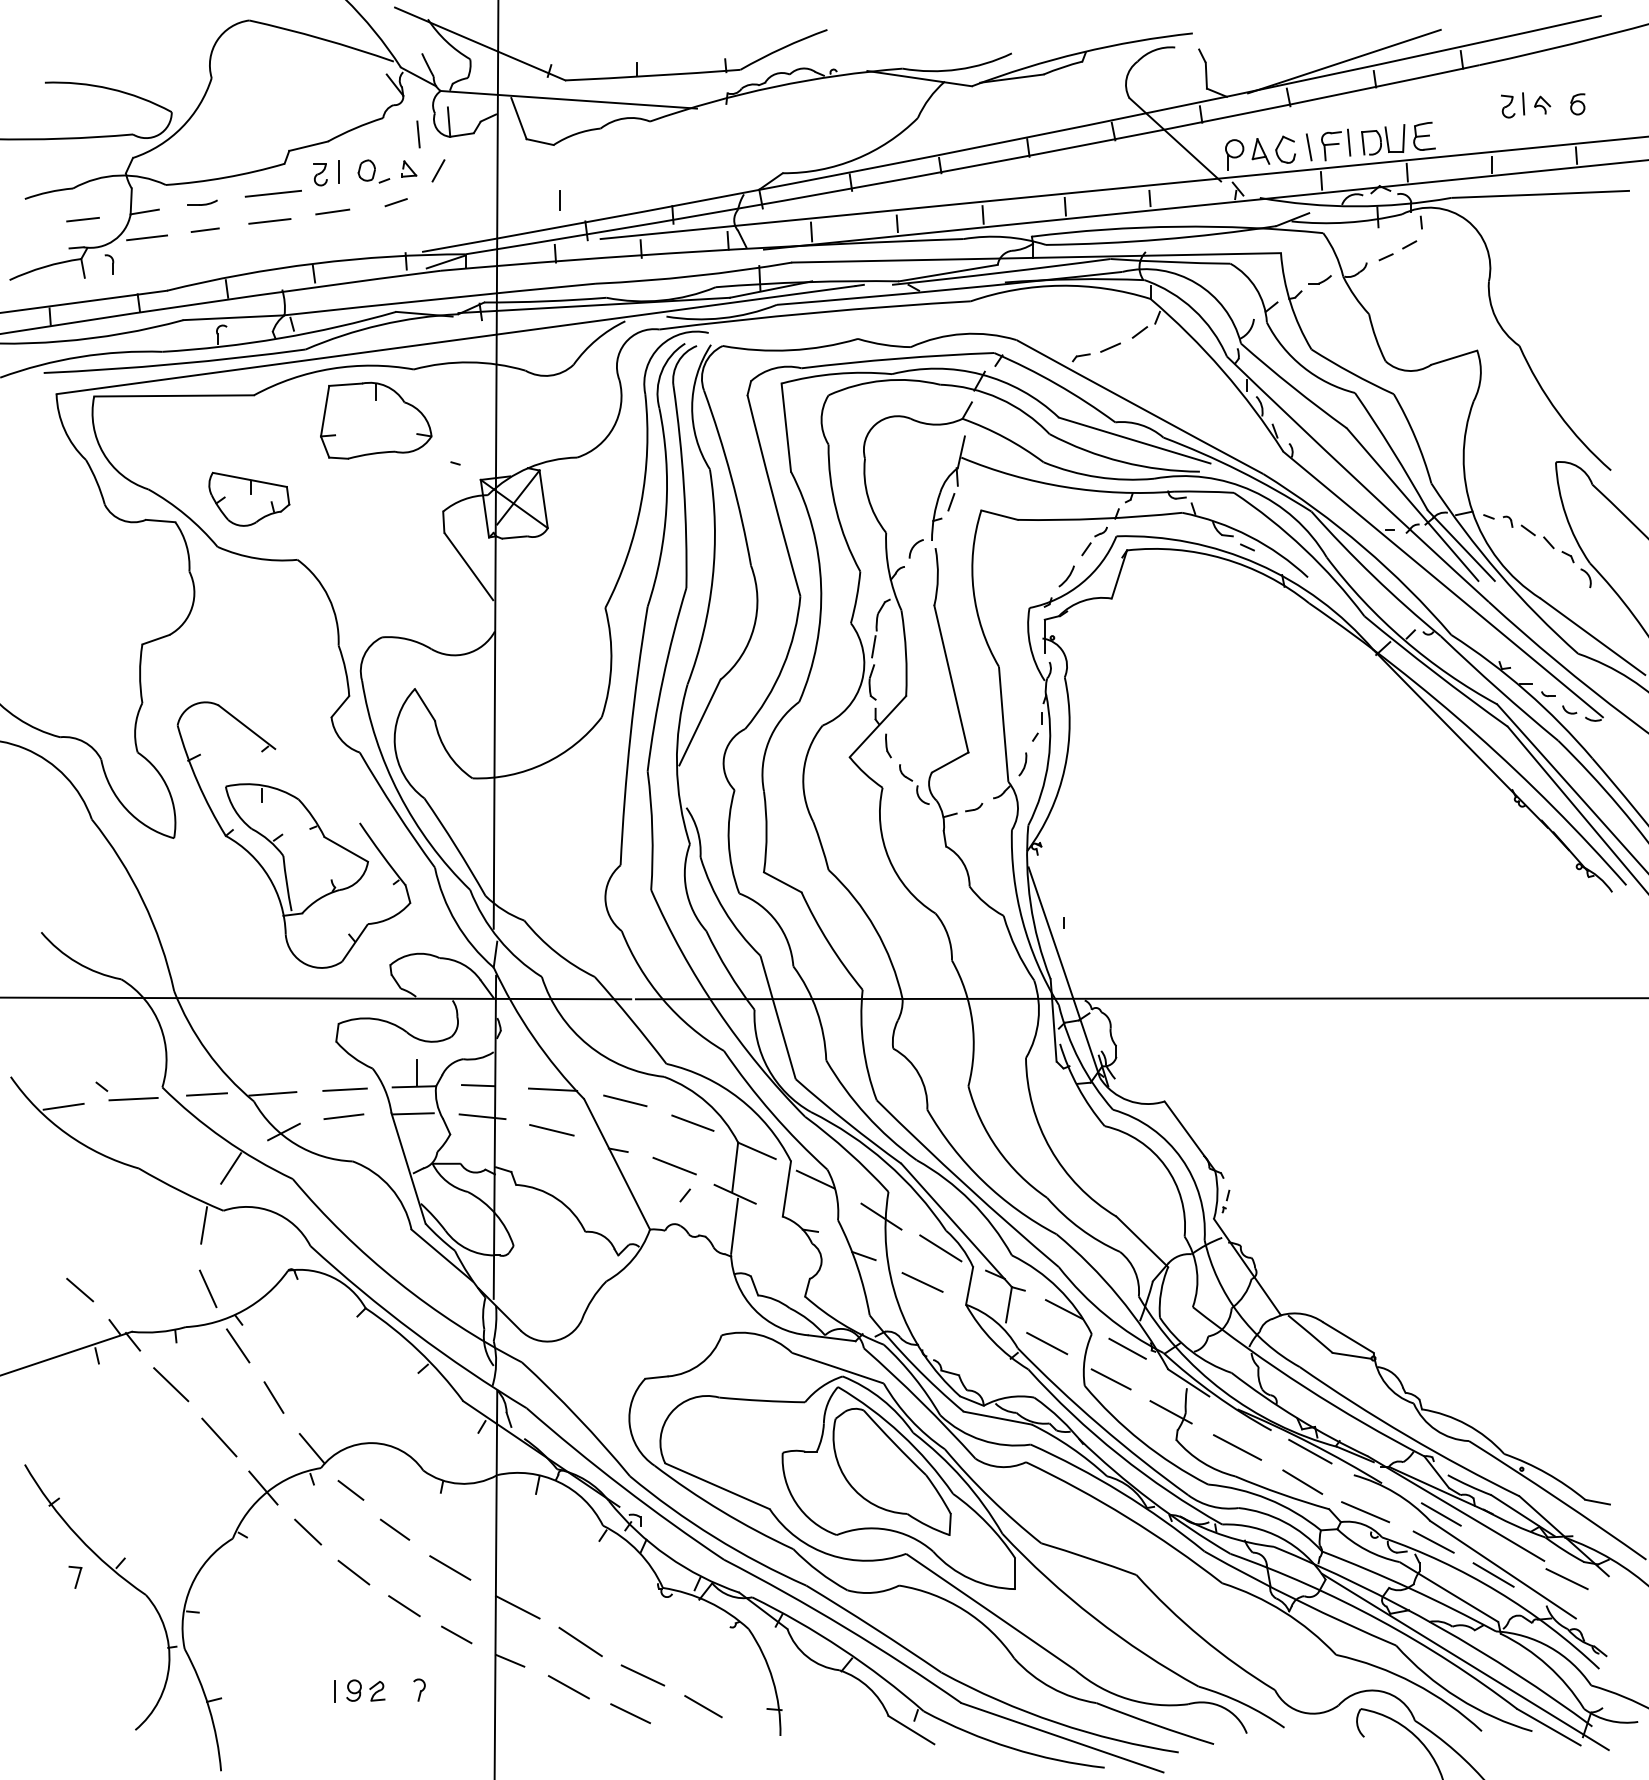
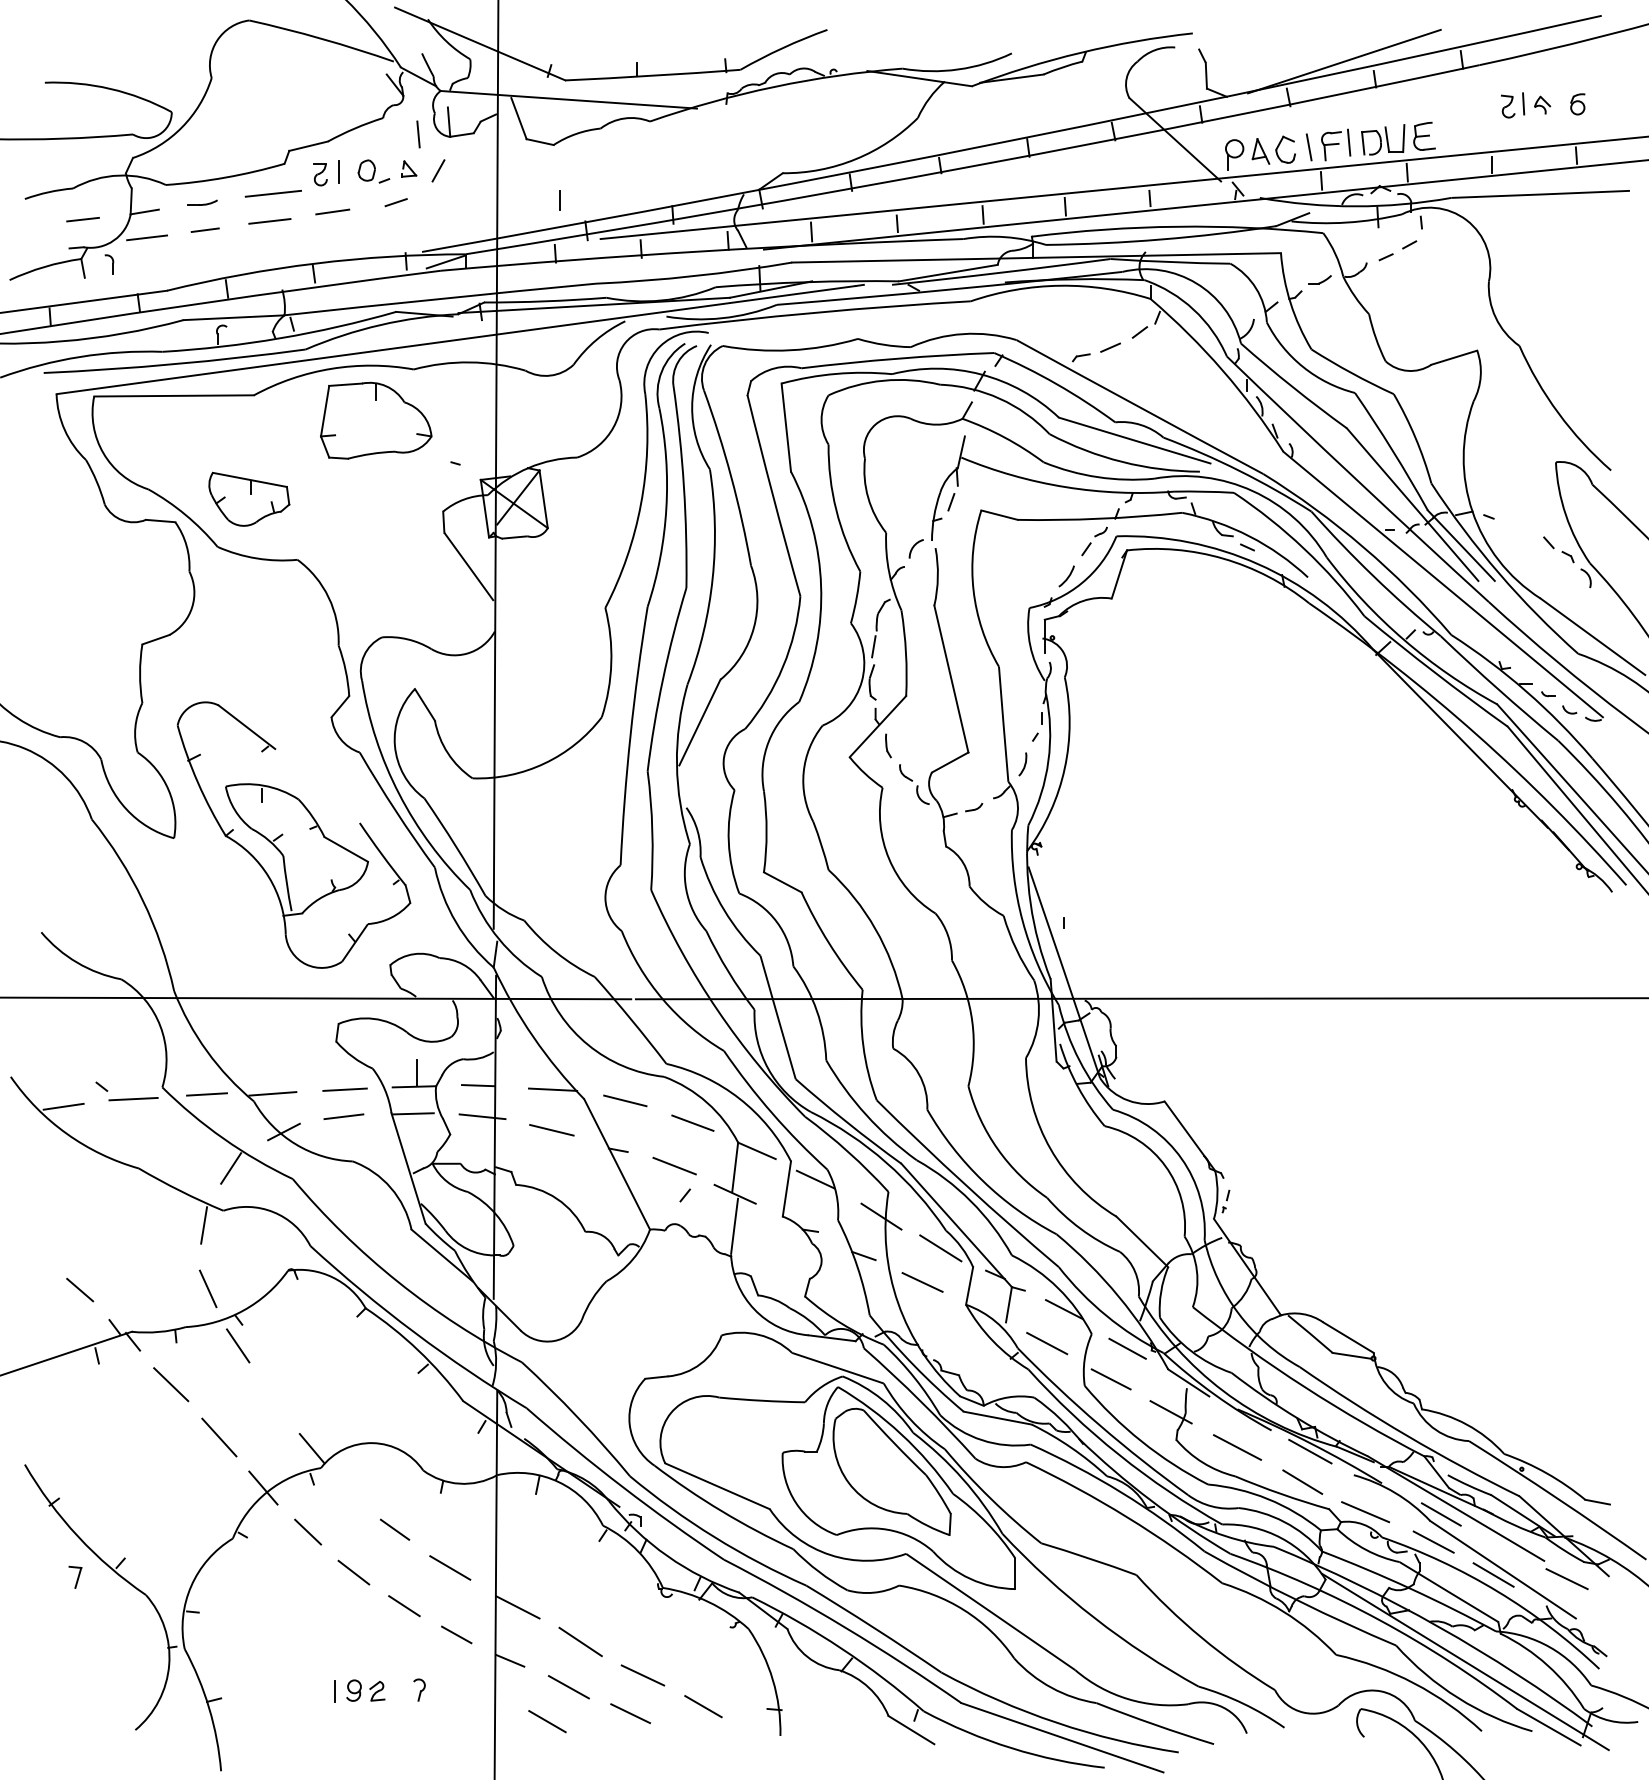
part: present -> none (1518, 525)
line: present -> none (273, 1397)
line: present -> none (350, 1490)
line: none -> present (547, 1721)
